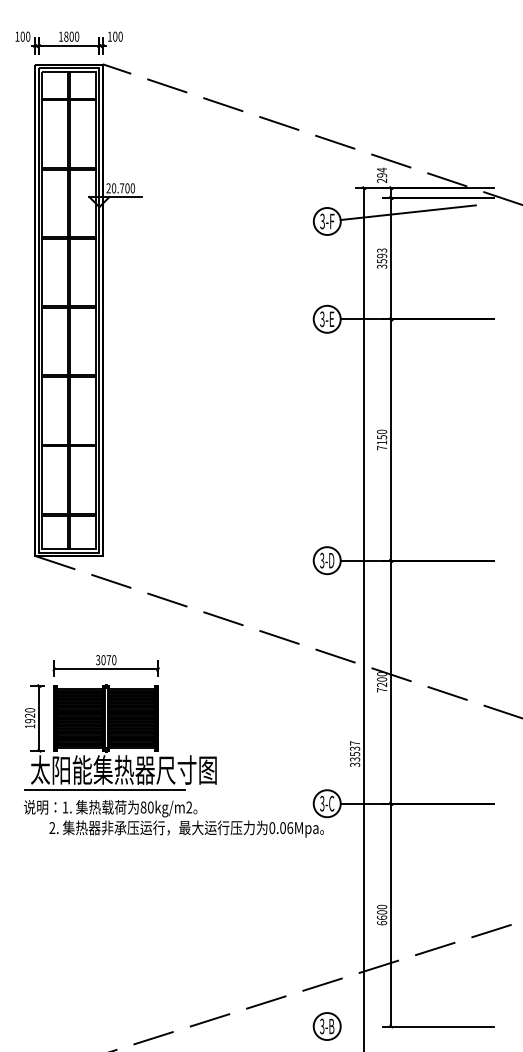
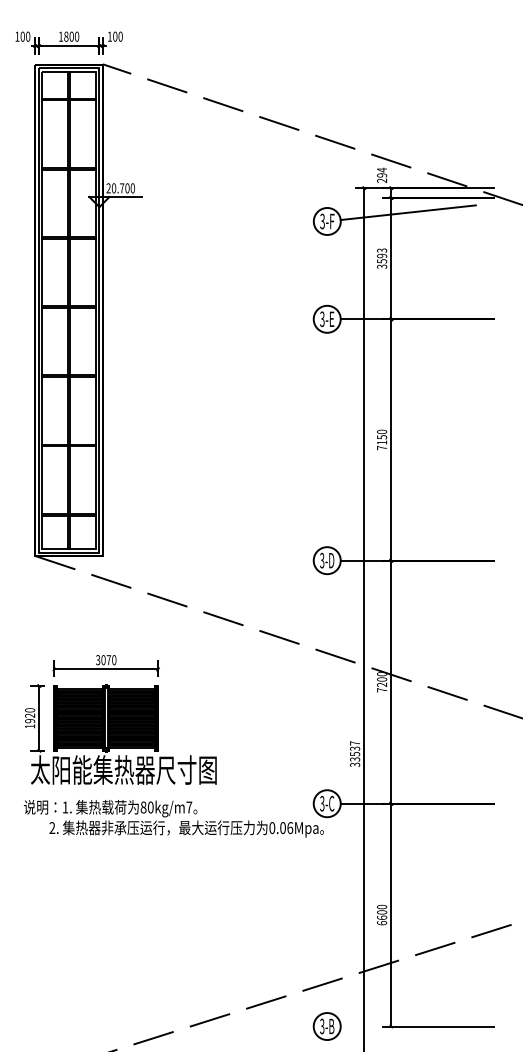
line: present -> none (104, 790)
text: 80kg/m2 -> 80kg/m7 (189, 807)
